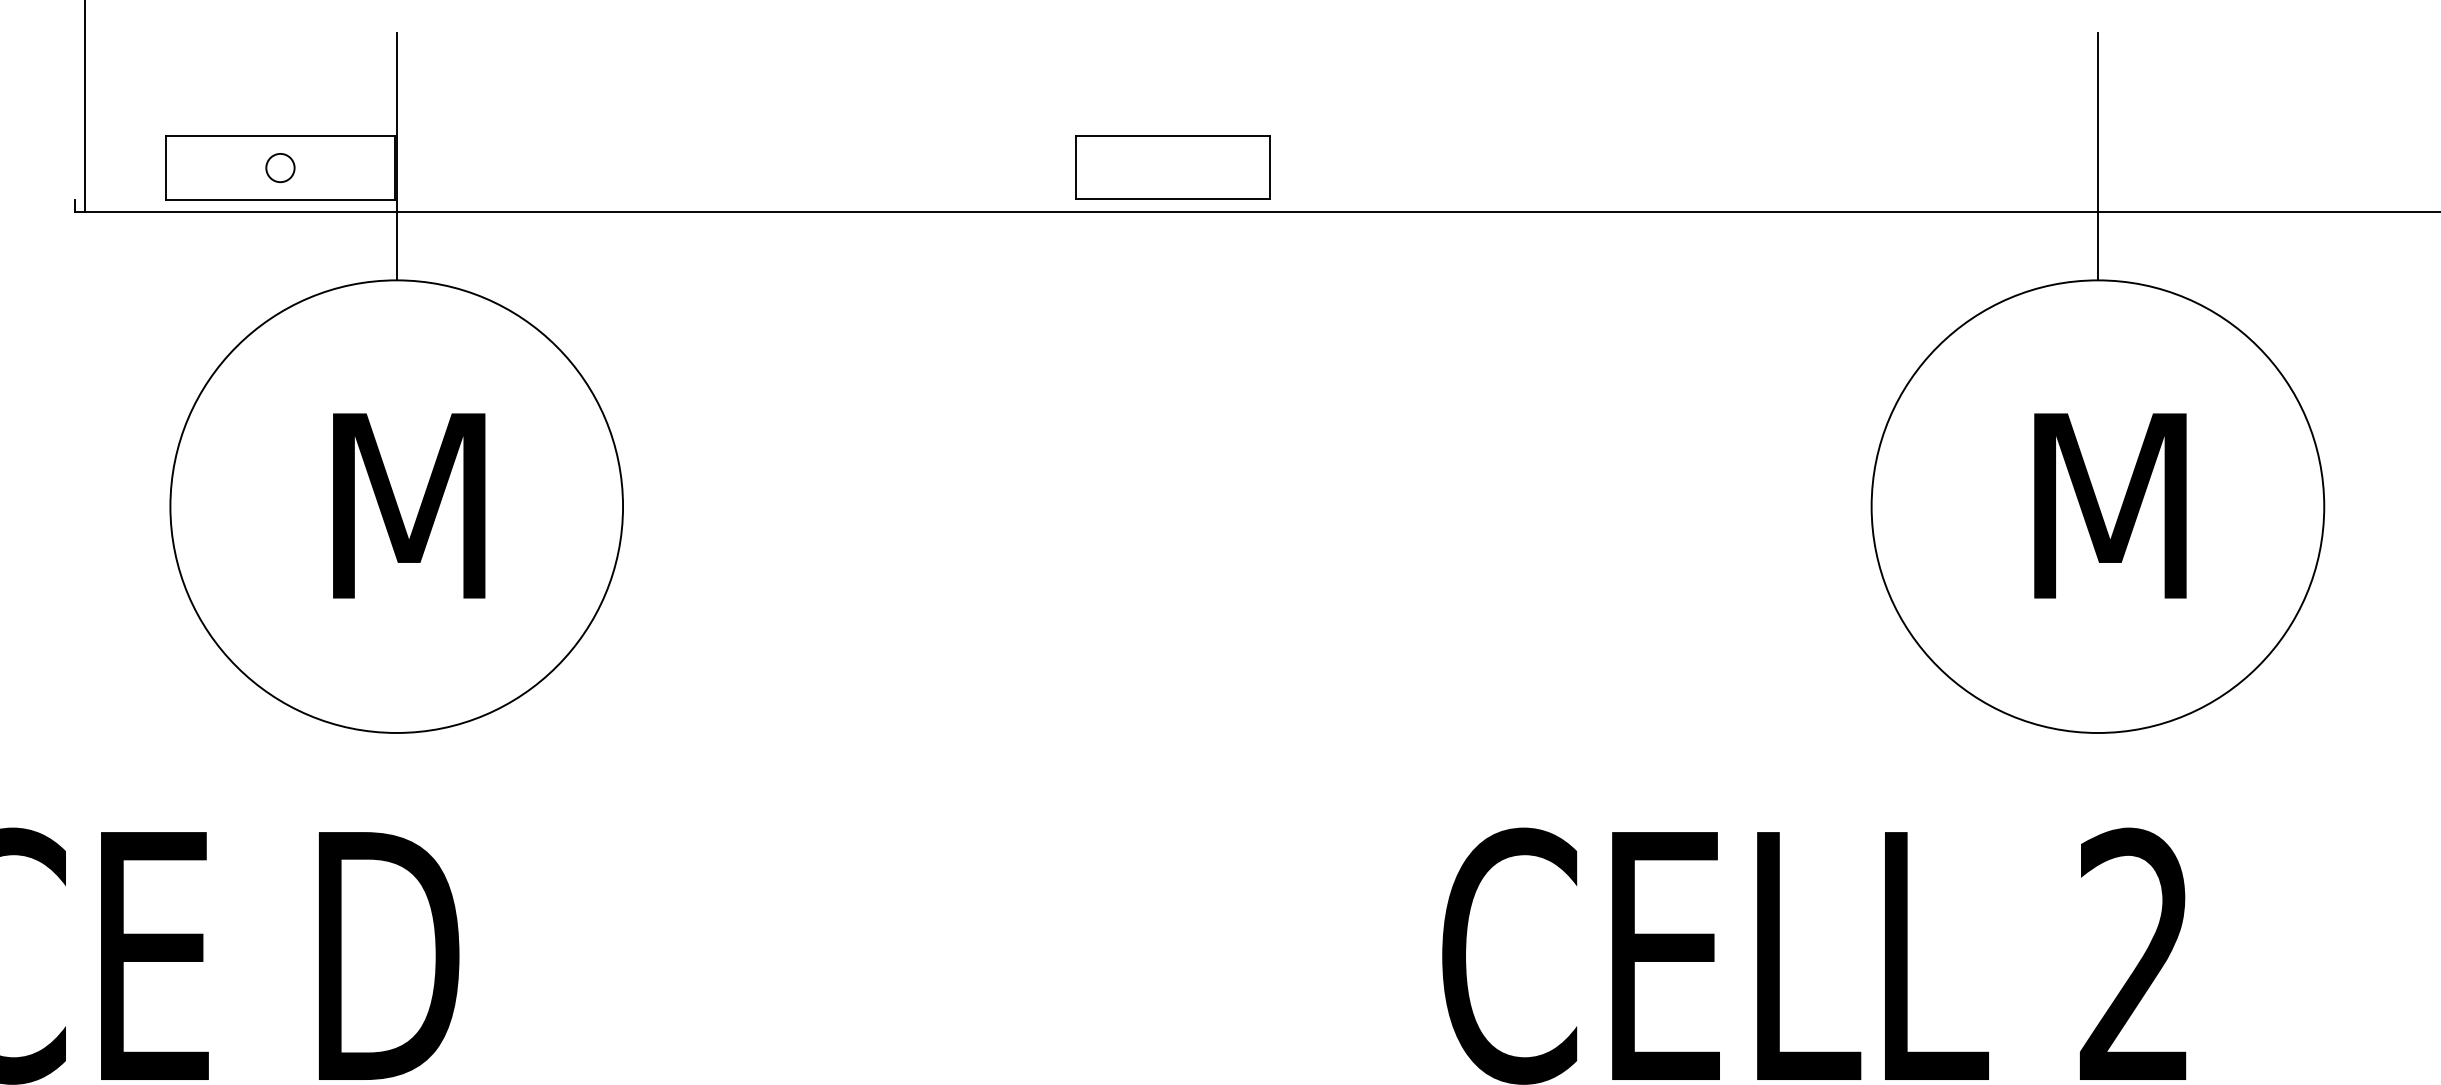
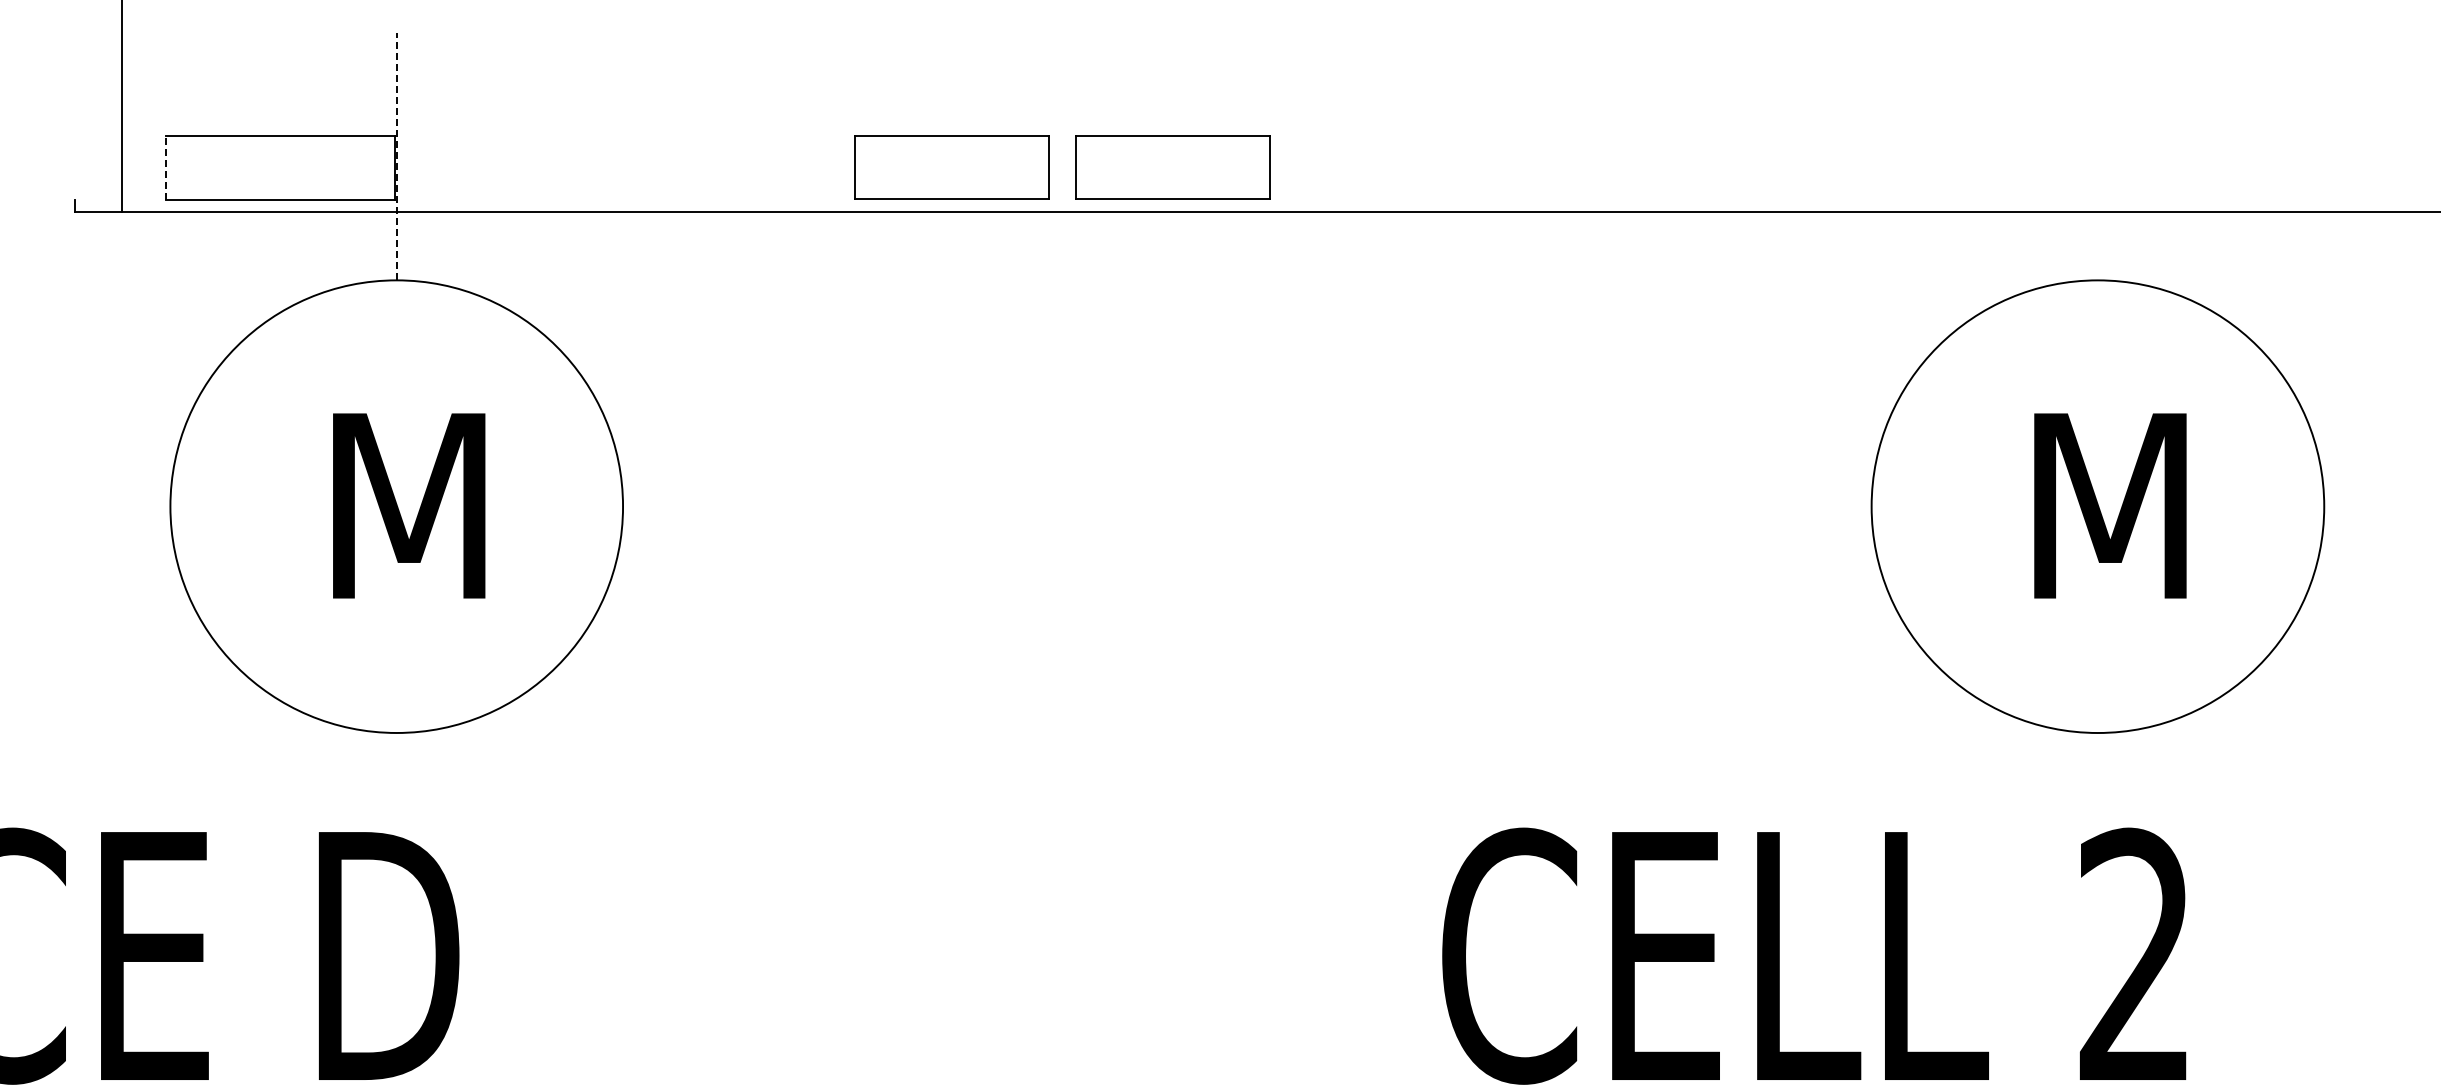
line position: (85, 107) -> (122, 107) (122, 107)
line: solid -> dashed (396, 156)
line: present -> none (2097, 156)
line: solid -> dashed (166, 167)
part: none -> present (951, 167)
circle: present -> none (280, 168)
